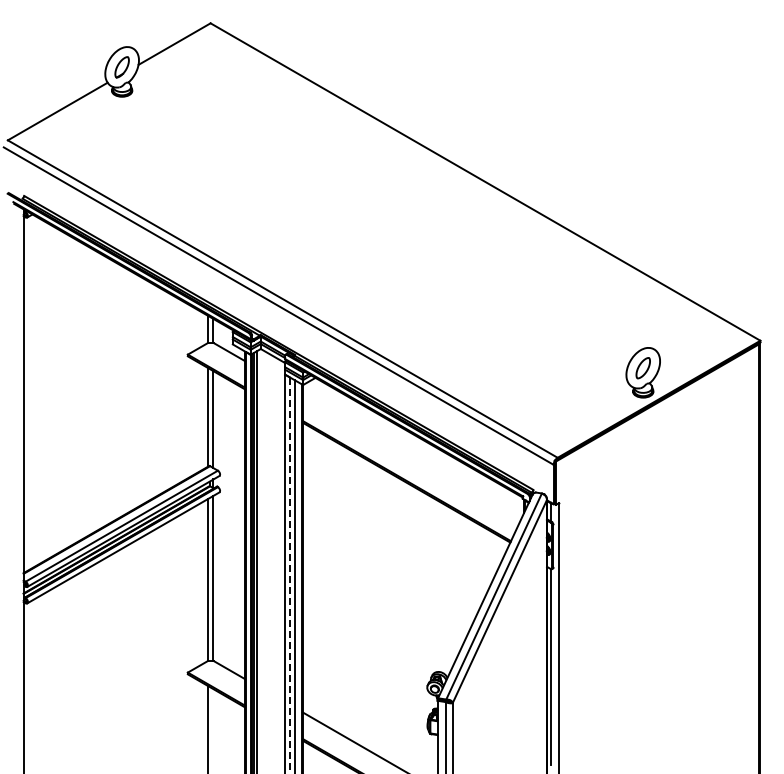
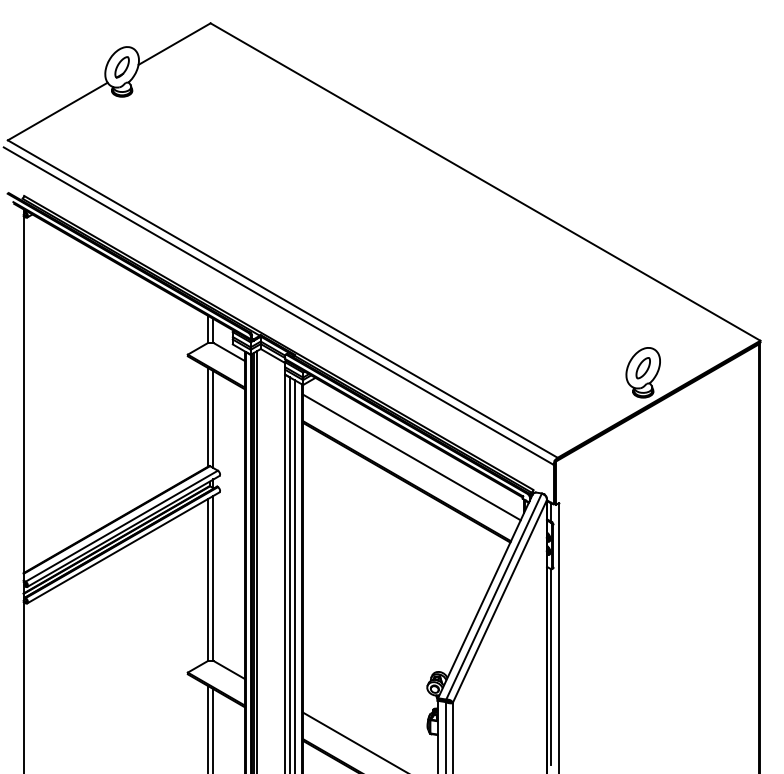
line: none -> present (411, 457)
line: dashed -> solid (289, 575)
line: none -> present (213, 729)
